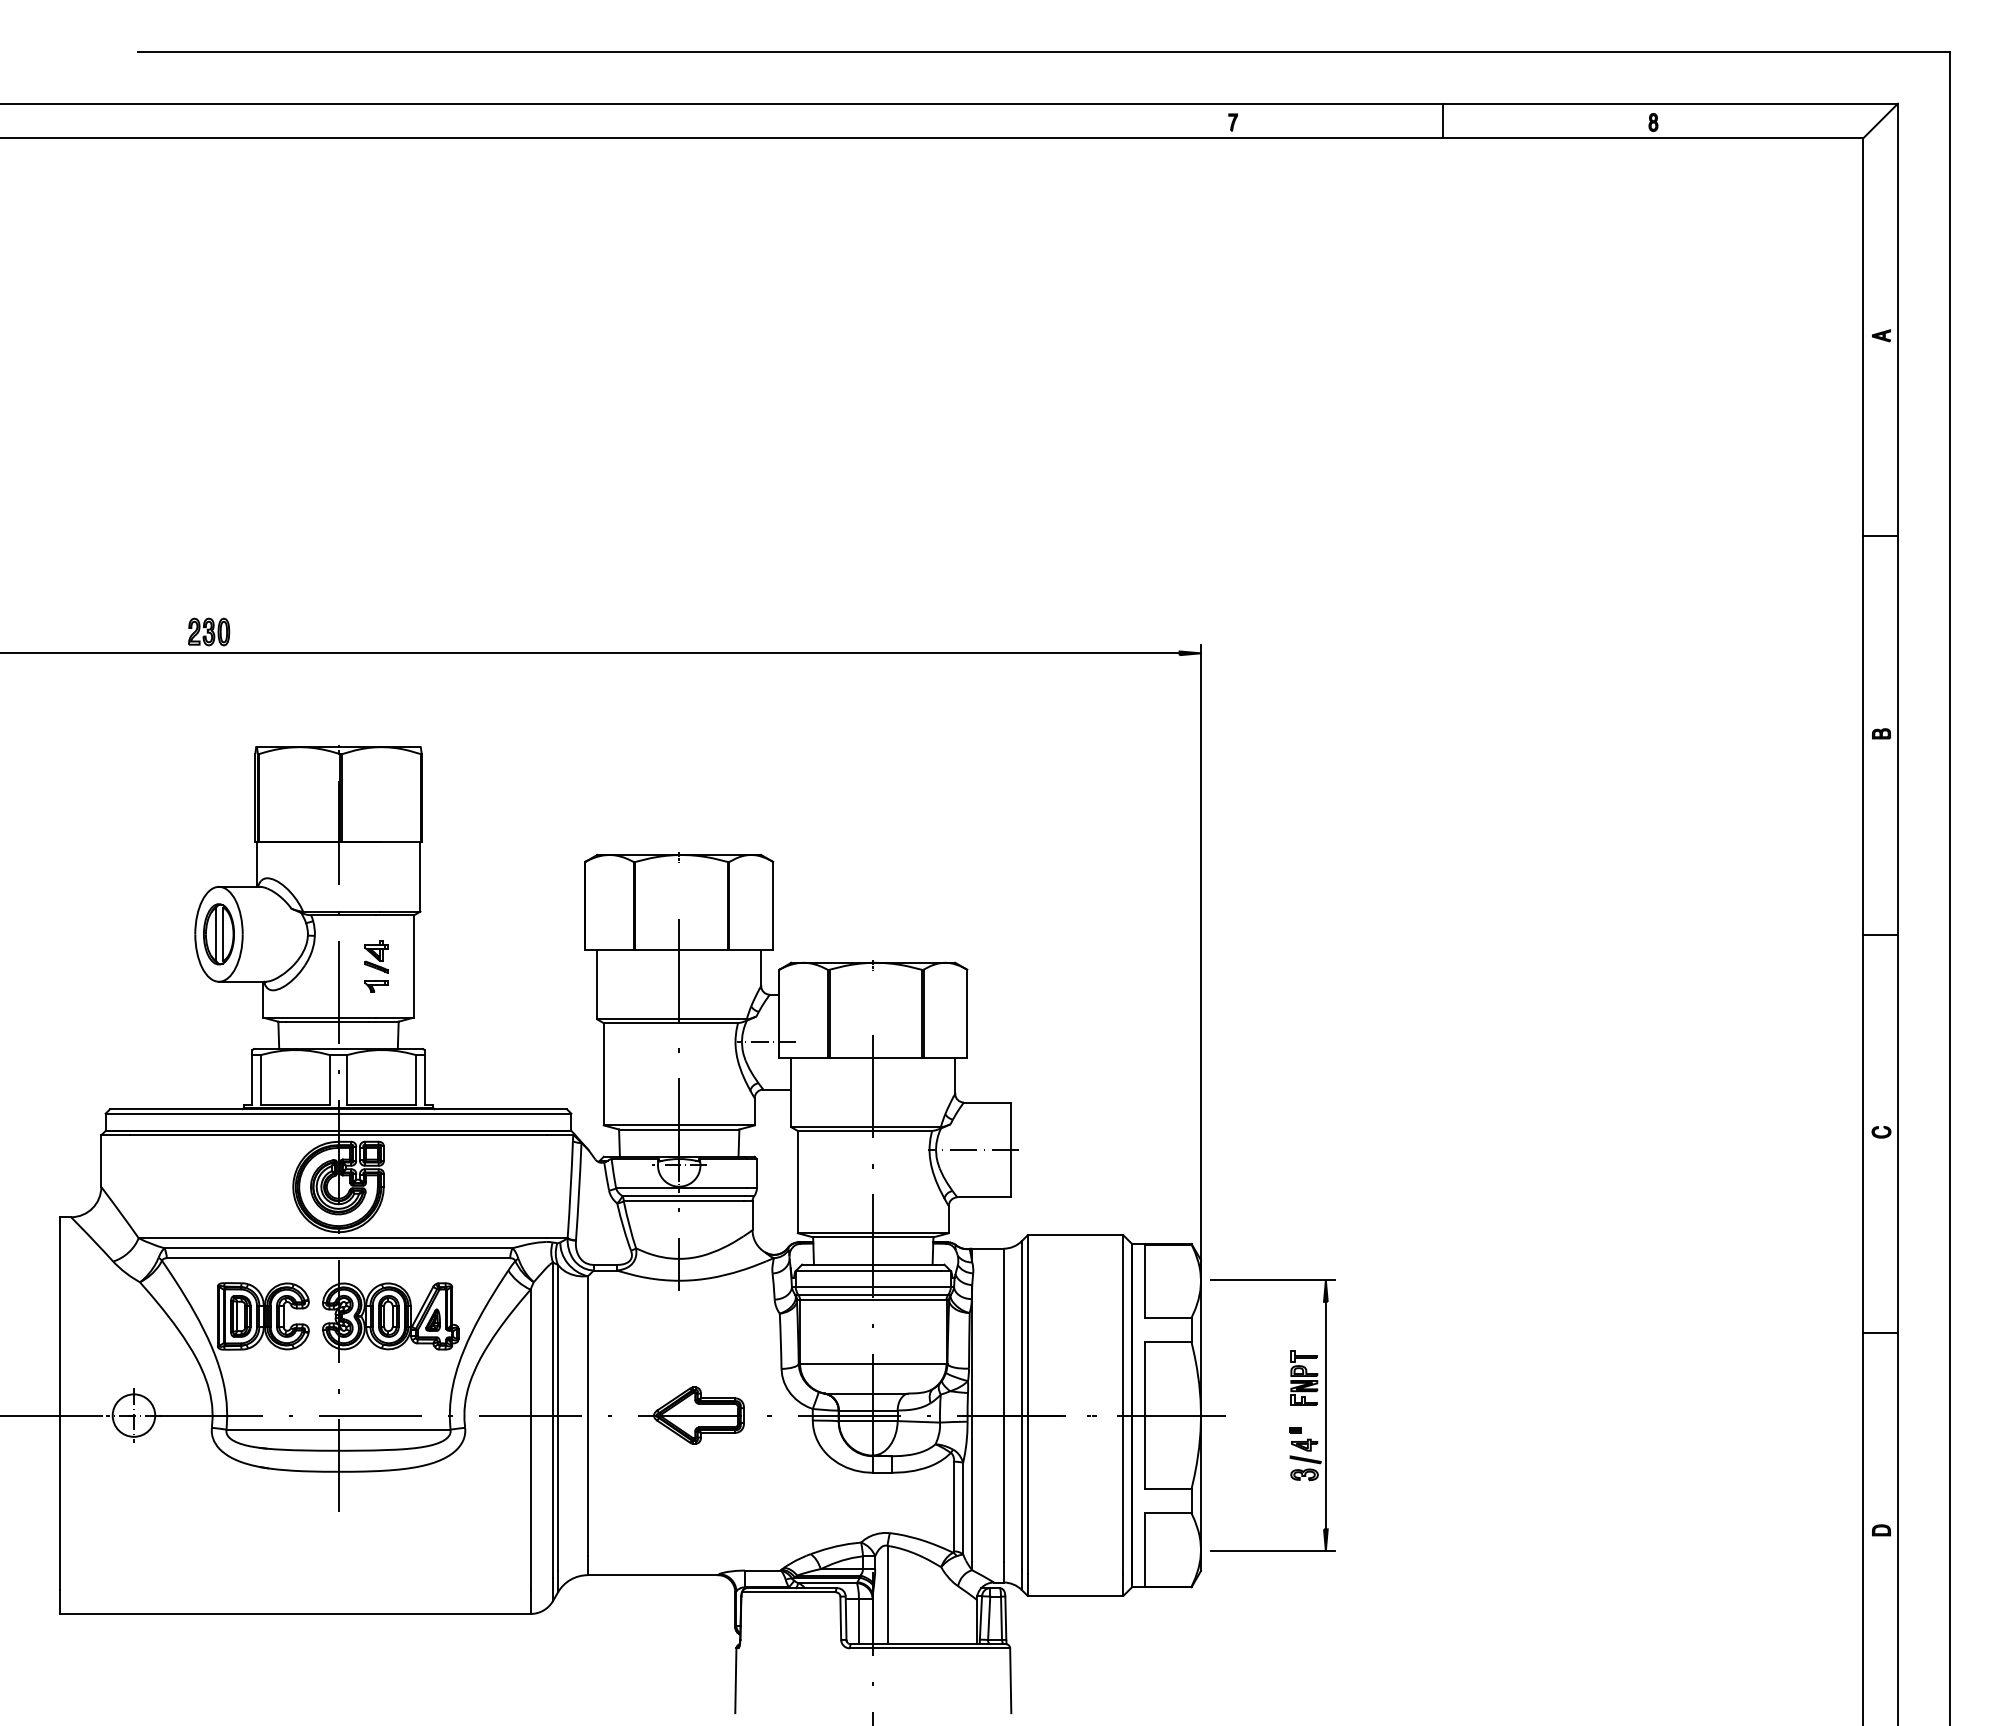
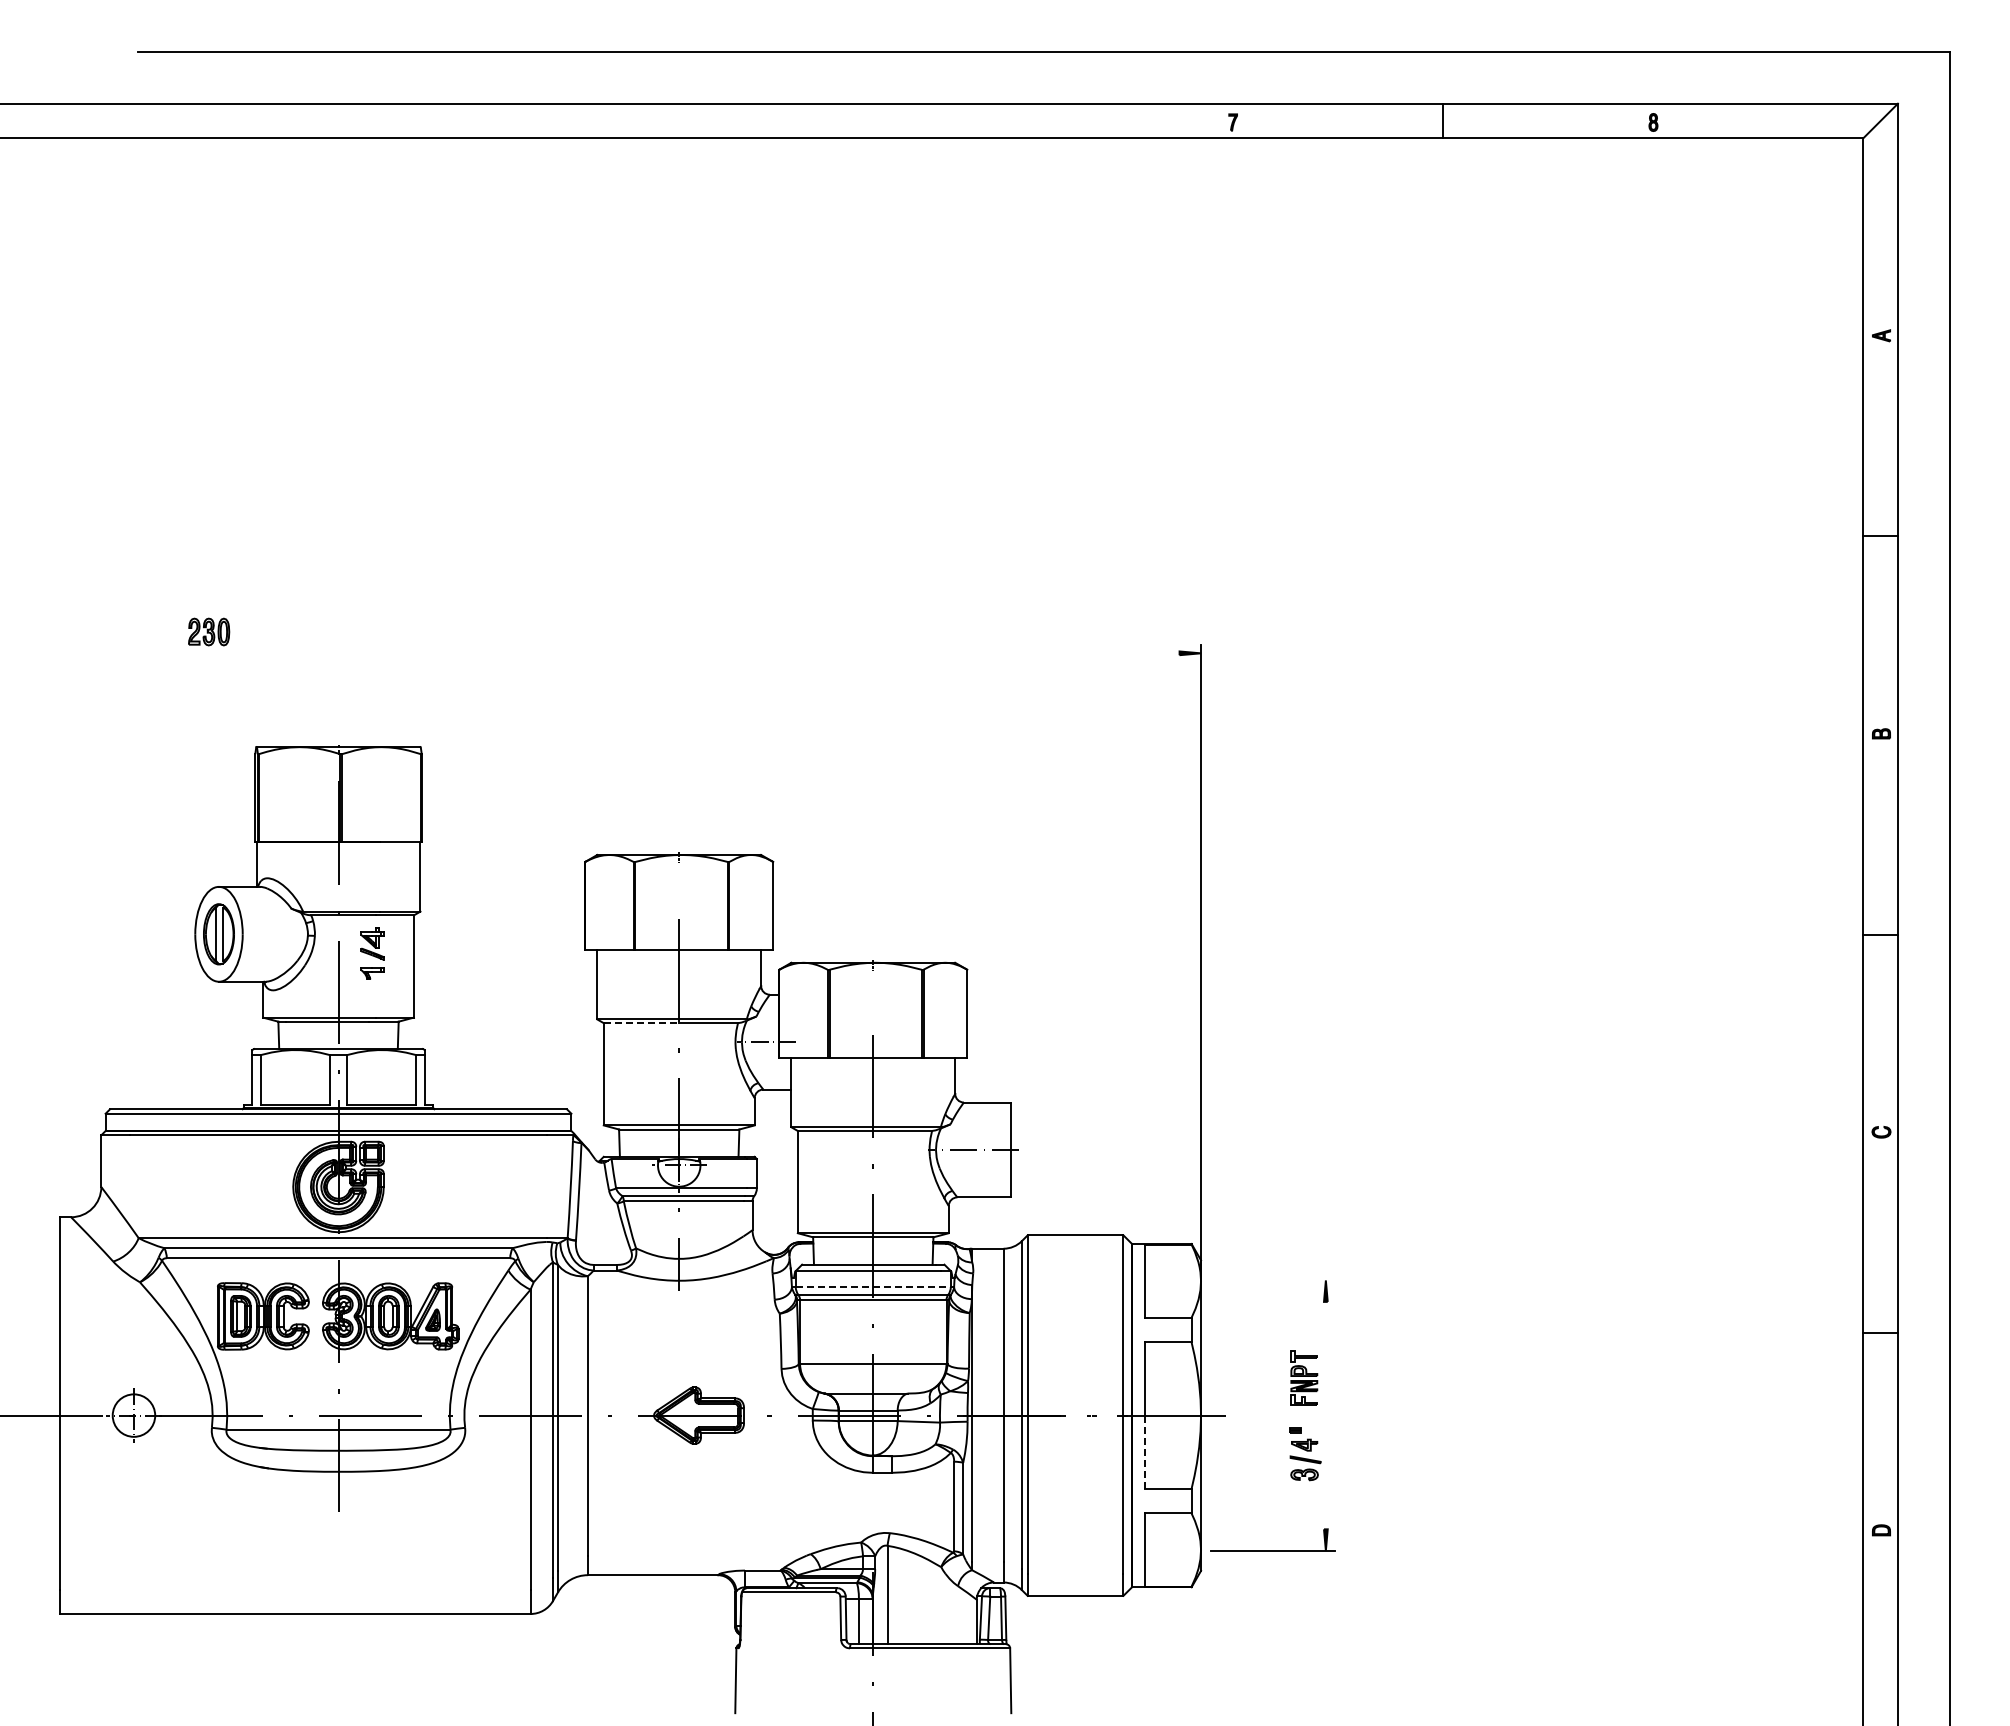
line: present -> none (590, 653)
part position: (376, 966) -> (372, 953) (372, 953)
line: solid -> dashed (641, 1023)
line: present -> none (1272, 1280)
line: solid -> dashed (873, 1287)
line: present -> none (1325, 1415)
line: solid -> dashed (1145, 1452)
